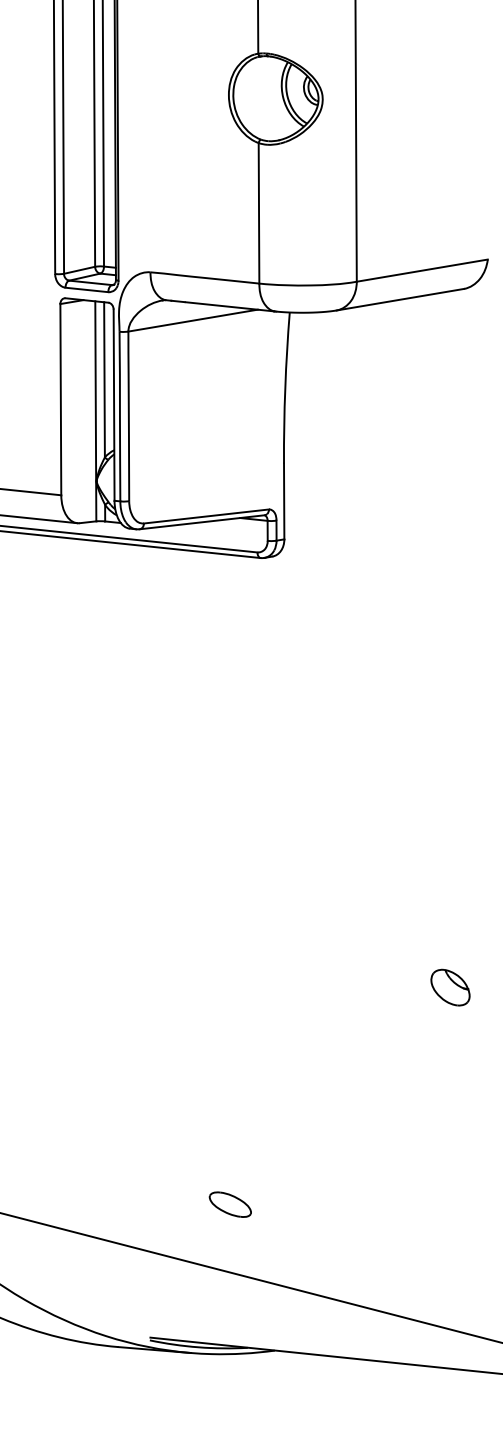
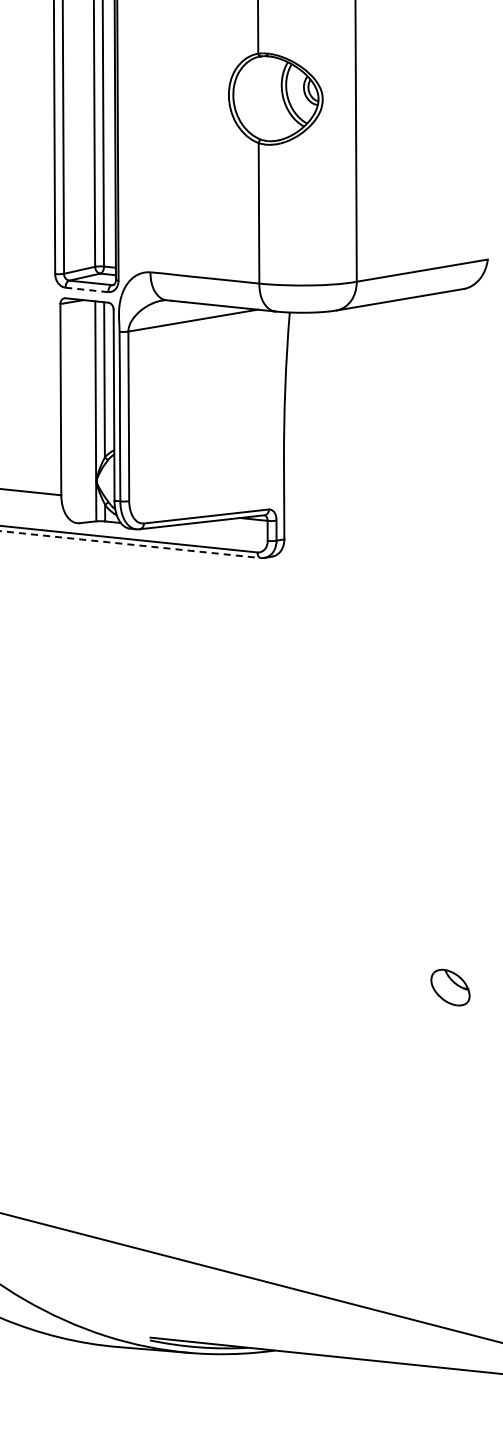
line: solid -> dashed (86, 289)
line: present -> none (39, 519)
line: solid -> dashed (130, 544)
part: present -> none (229, 1204)
